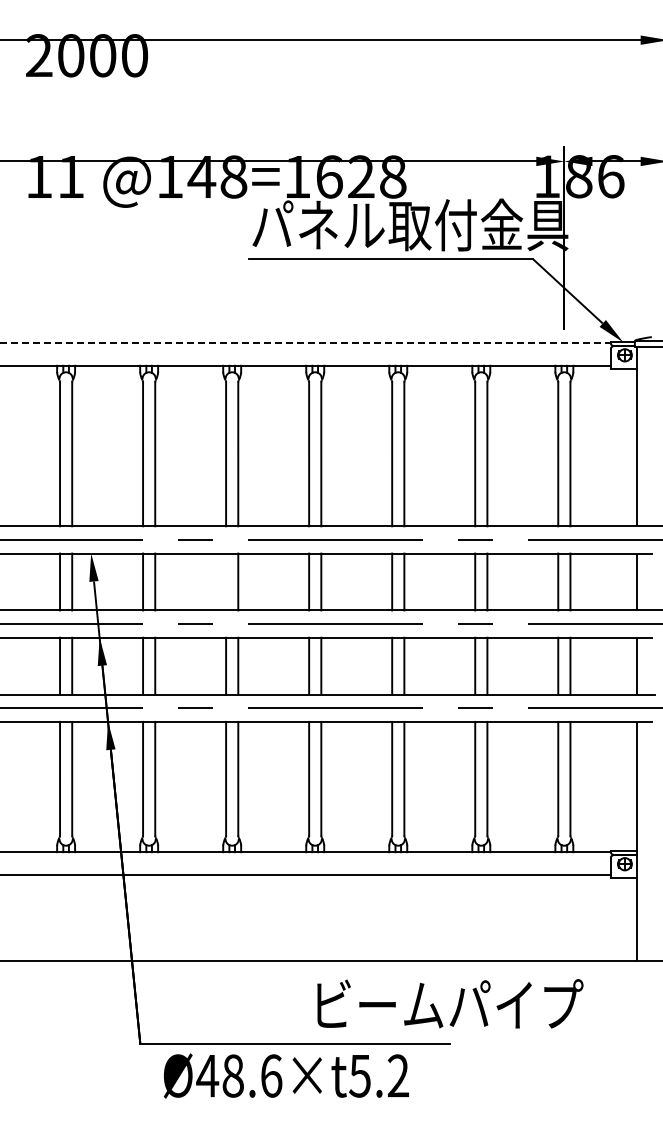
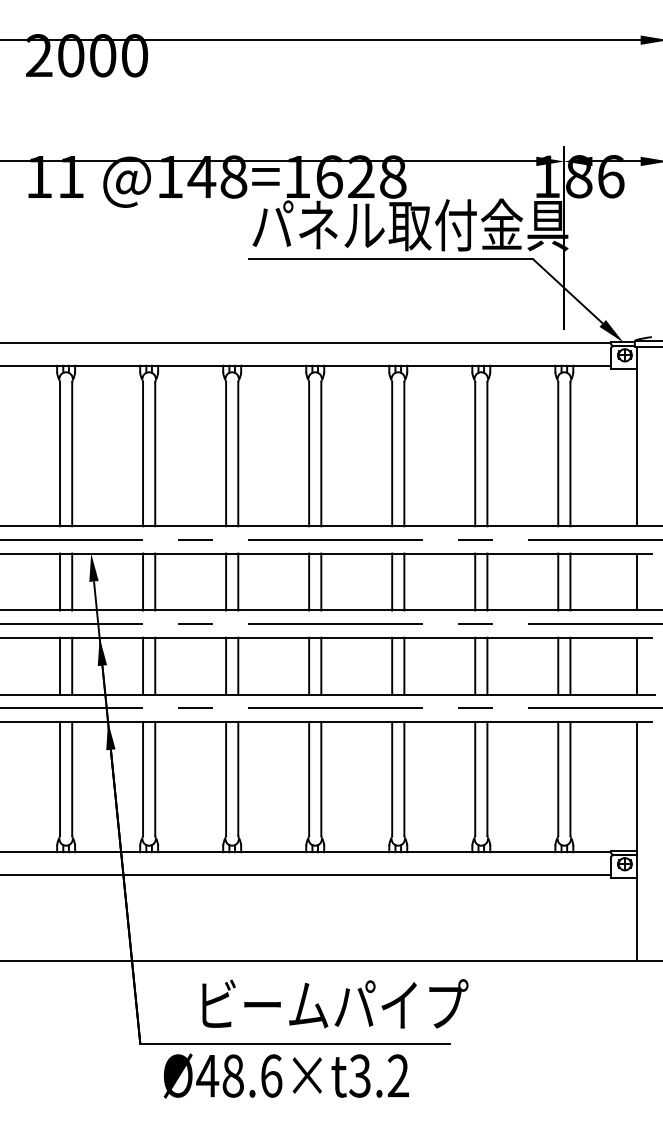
line: dashed -> solid (306, 343)
line: none -> present (226, 581)
text position: (450, 1003) -> (335, 1003) (335, 1003)
text: Ø48.6×t5.2 -> Ø48.6×t3.2 (359, 1075)
